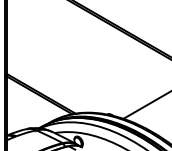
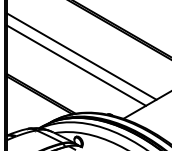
line: none -> present (81, 56)
line: none -> present (76, 65)
